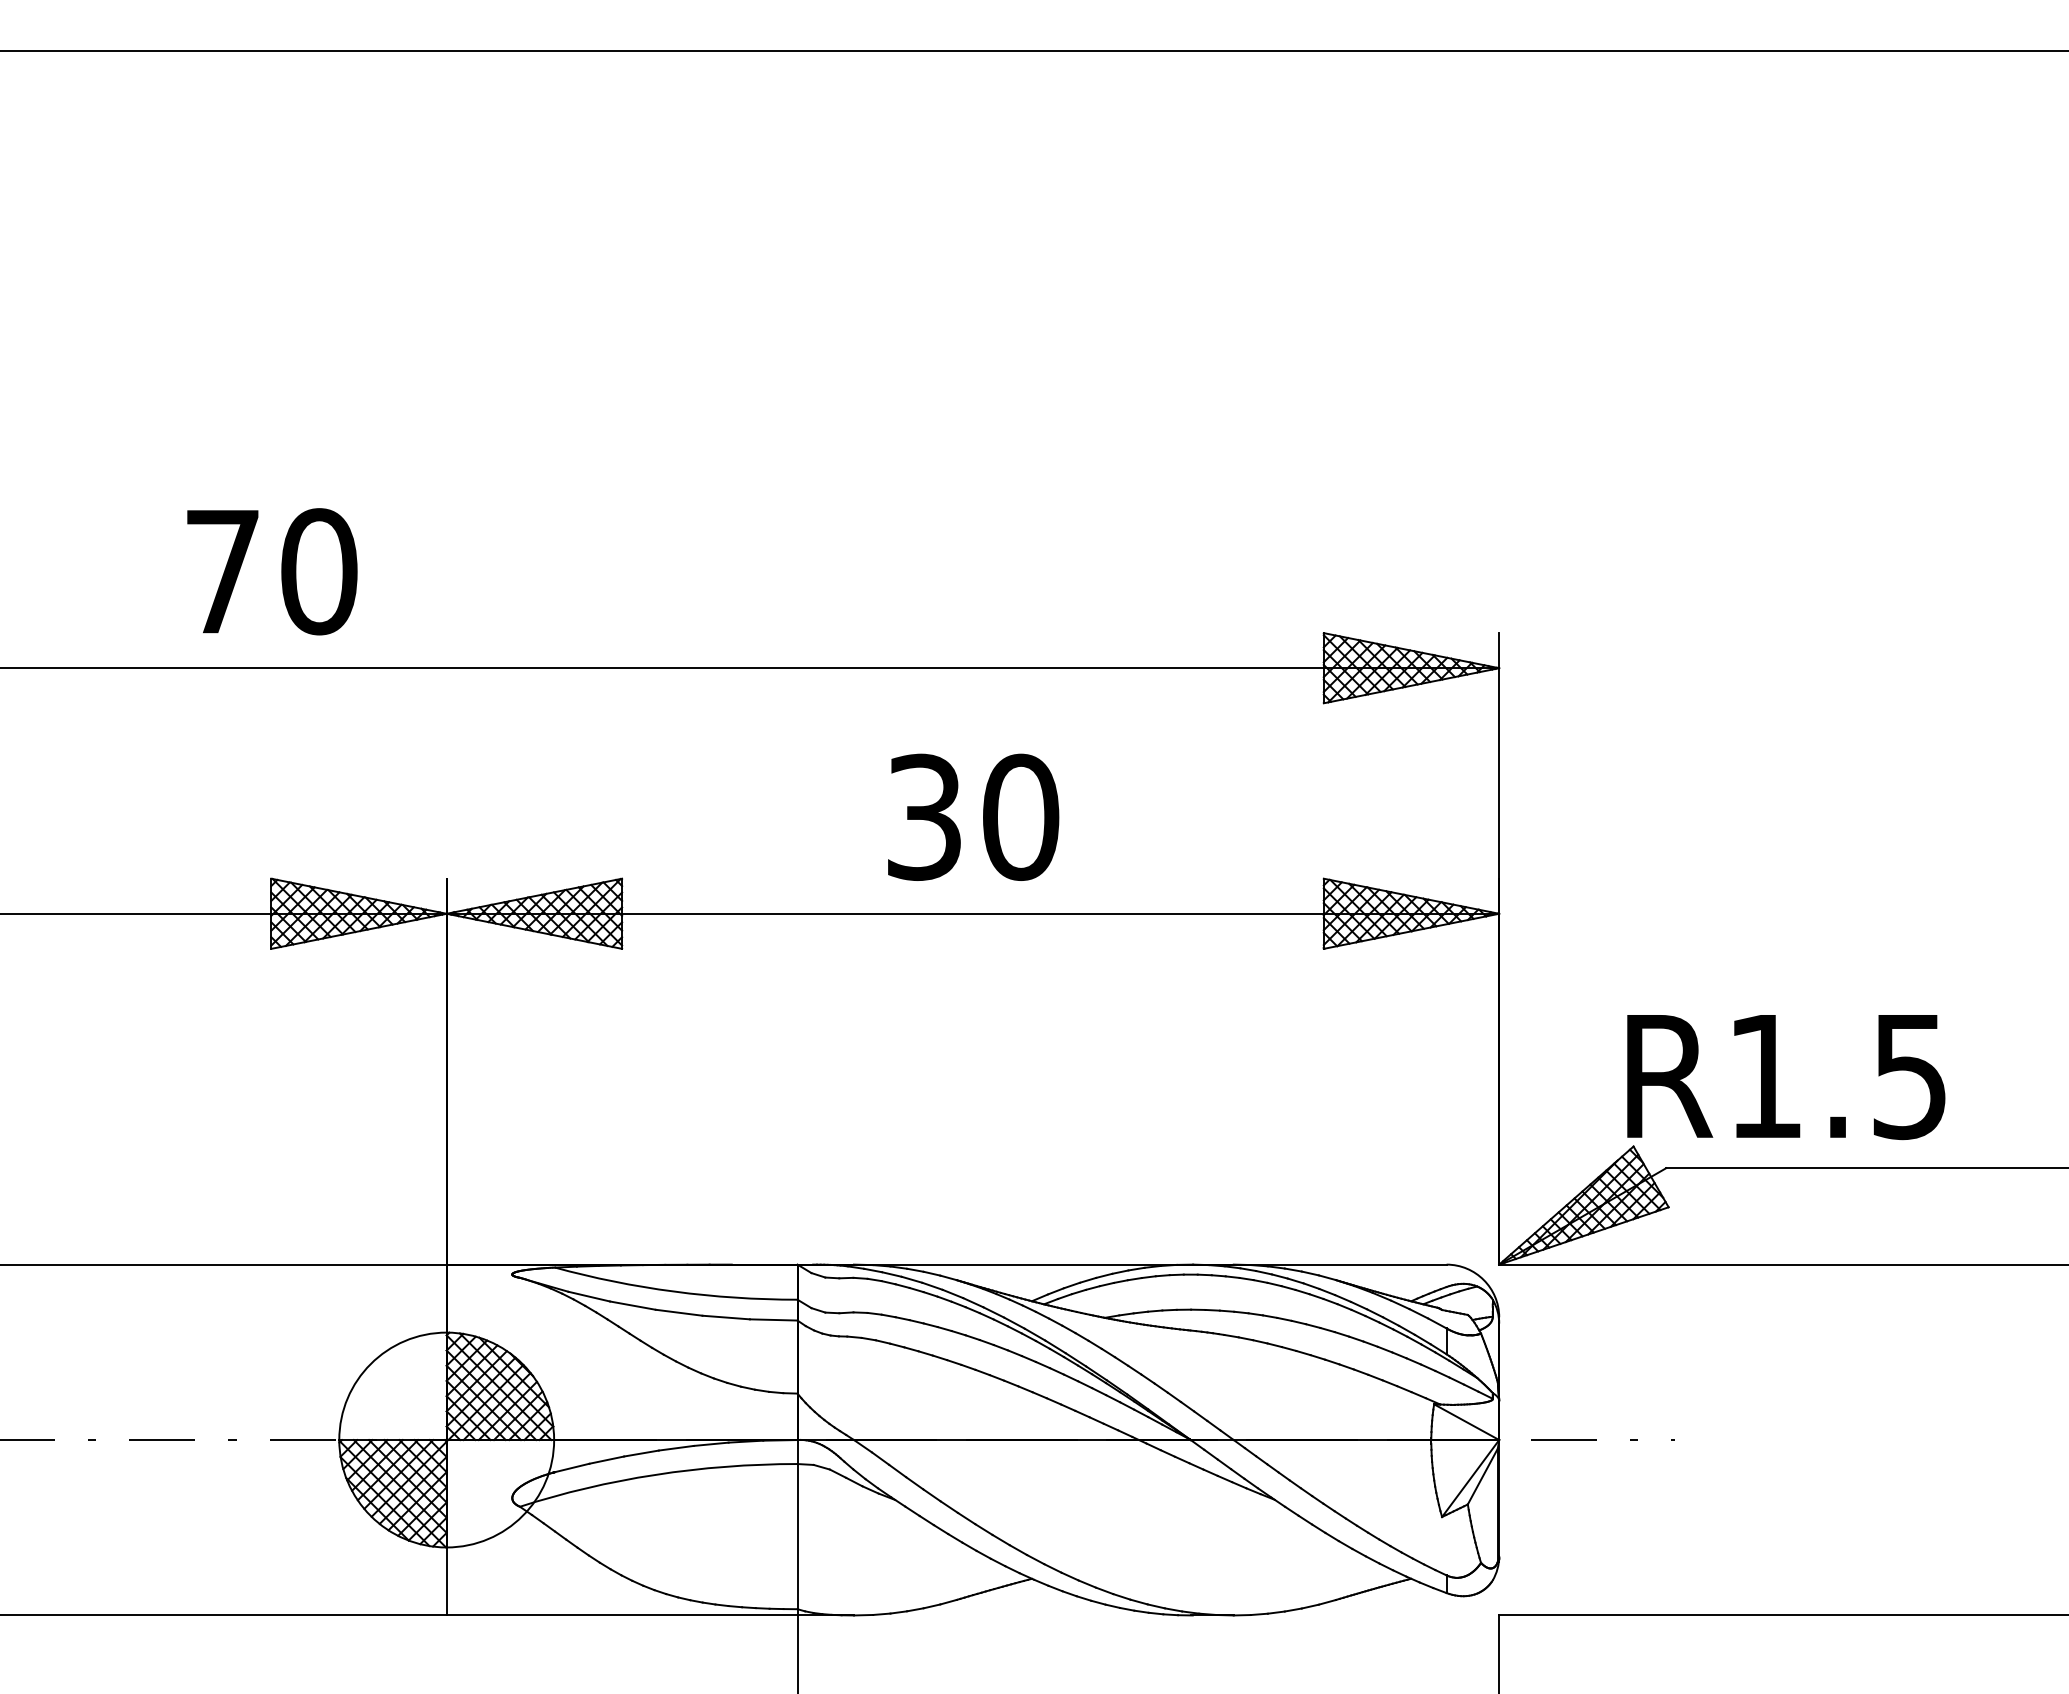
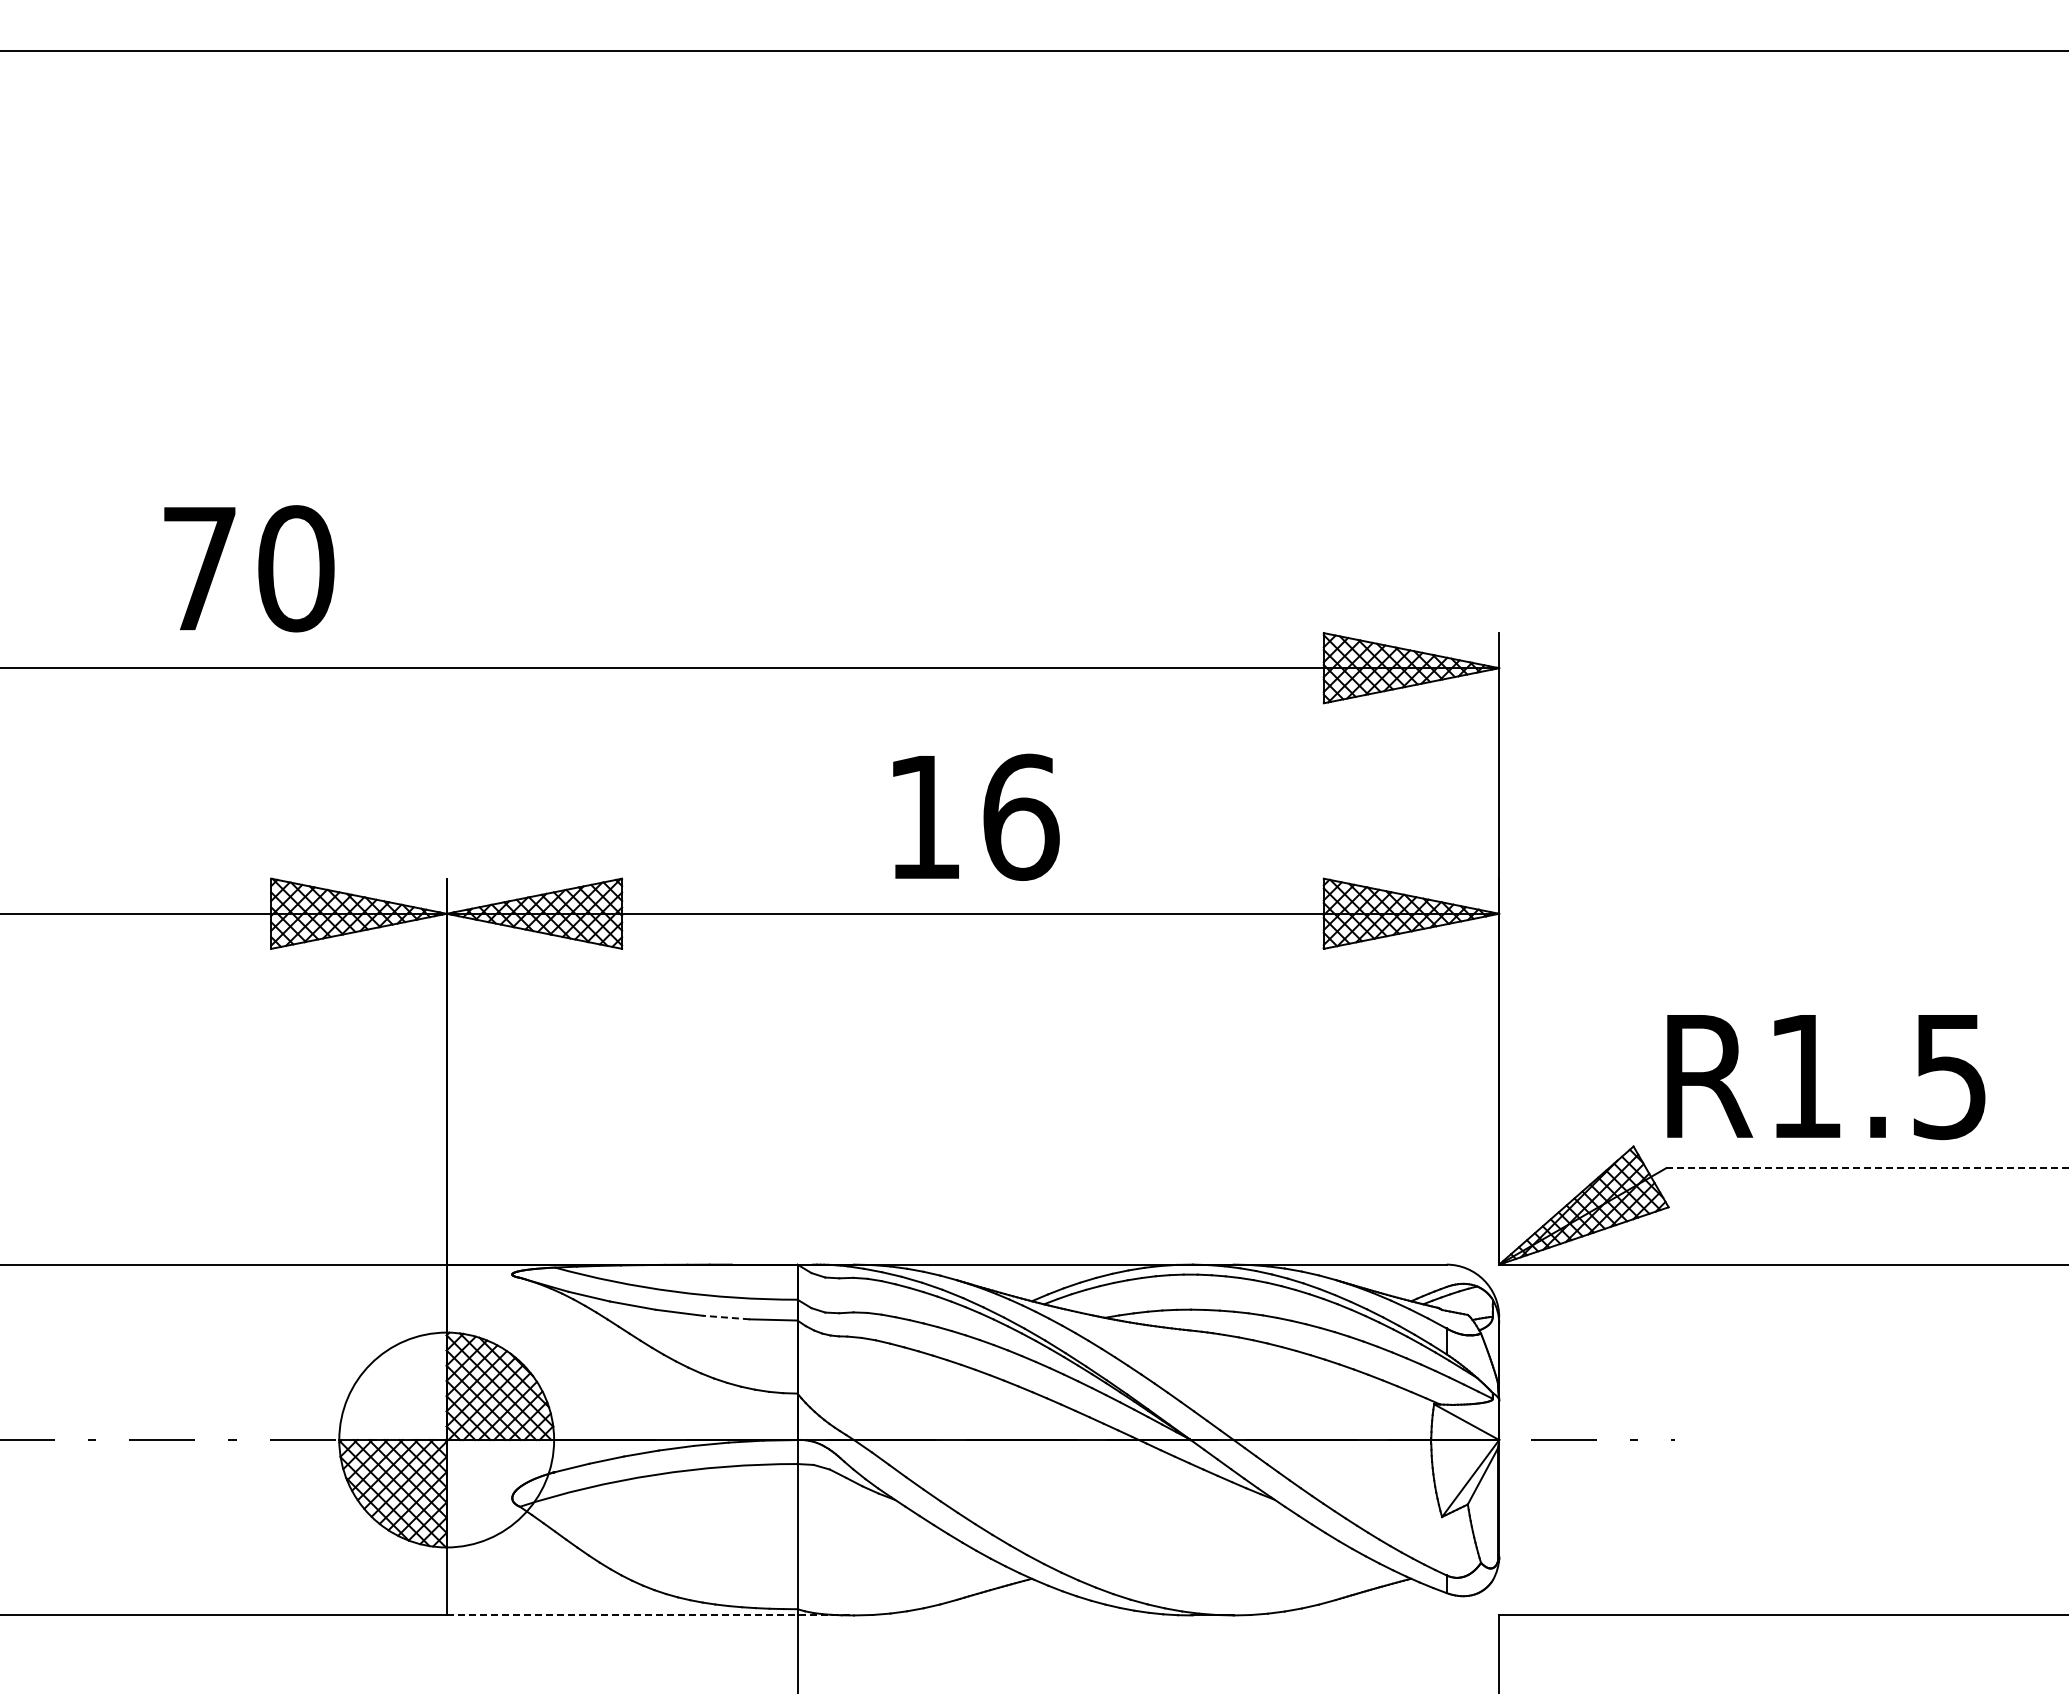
text position: (272, 571) -> (249, 568) (249, 568)
text: 30 -> 16 (973, 816)
text position: (1786, 1077) -> (1826, 1077) (1826, 1077)
line: solid -> dashed (1868, 1168)
line: solid -> dashed (726, 1317)
line: solid -> dashed (650, 1615)
